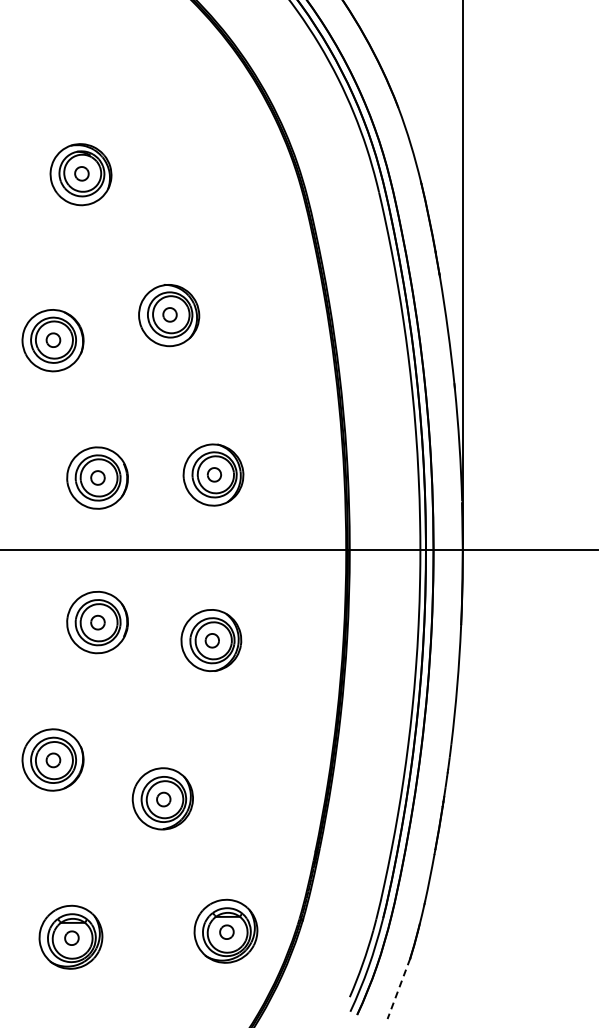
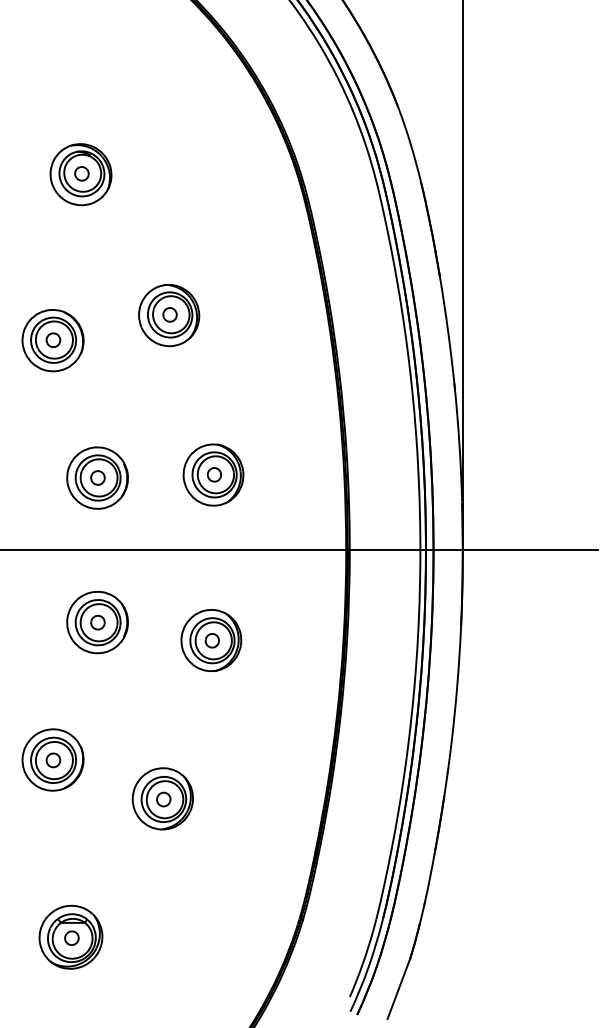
part: present -> none (225, 930)
line: dashed -> solid (398, 989)
